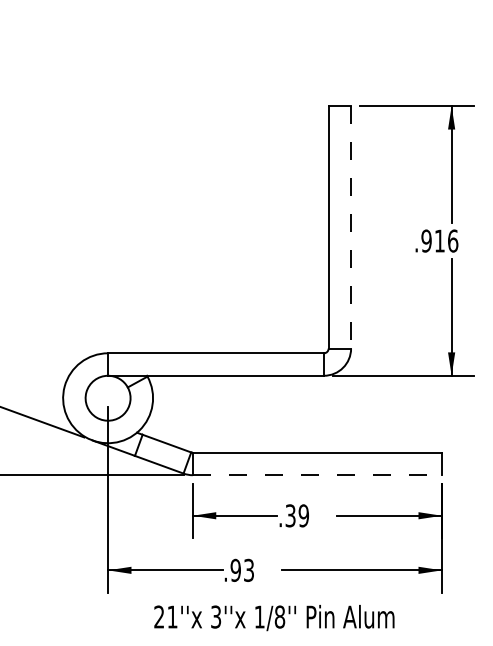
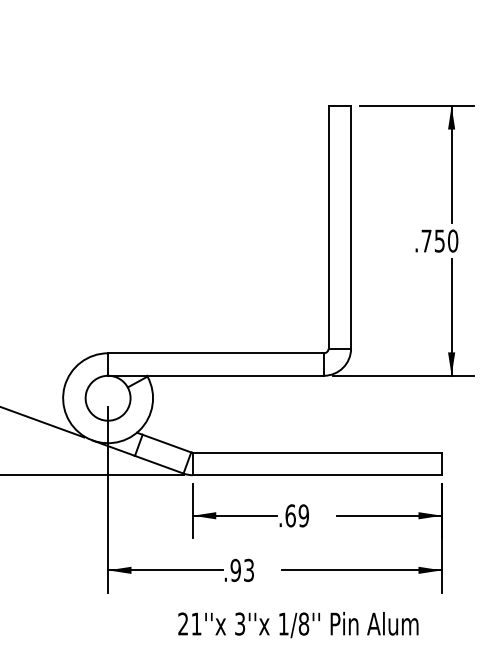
line: dashed -> solid (351, 227)
text: .916 -> .750 (439, 240)
line: dashed -> solid (317, 475)
text: .39 -> .69 (290, 515)
text position: (274, 618) -> (298, 625) (298, 625)
